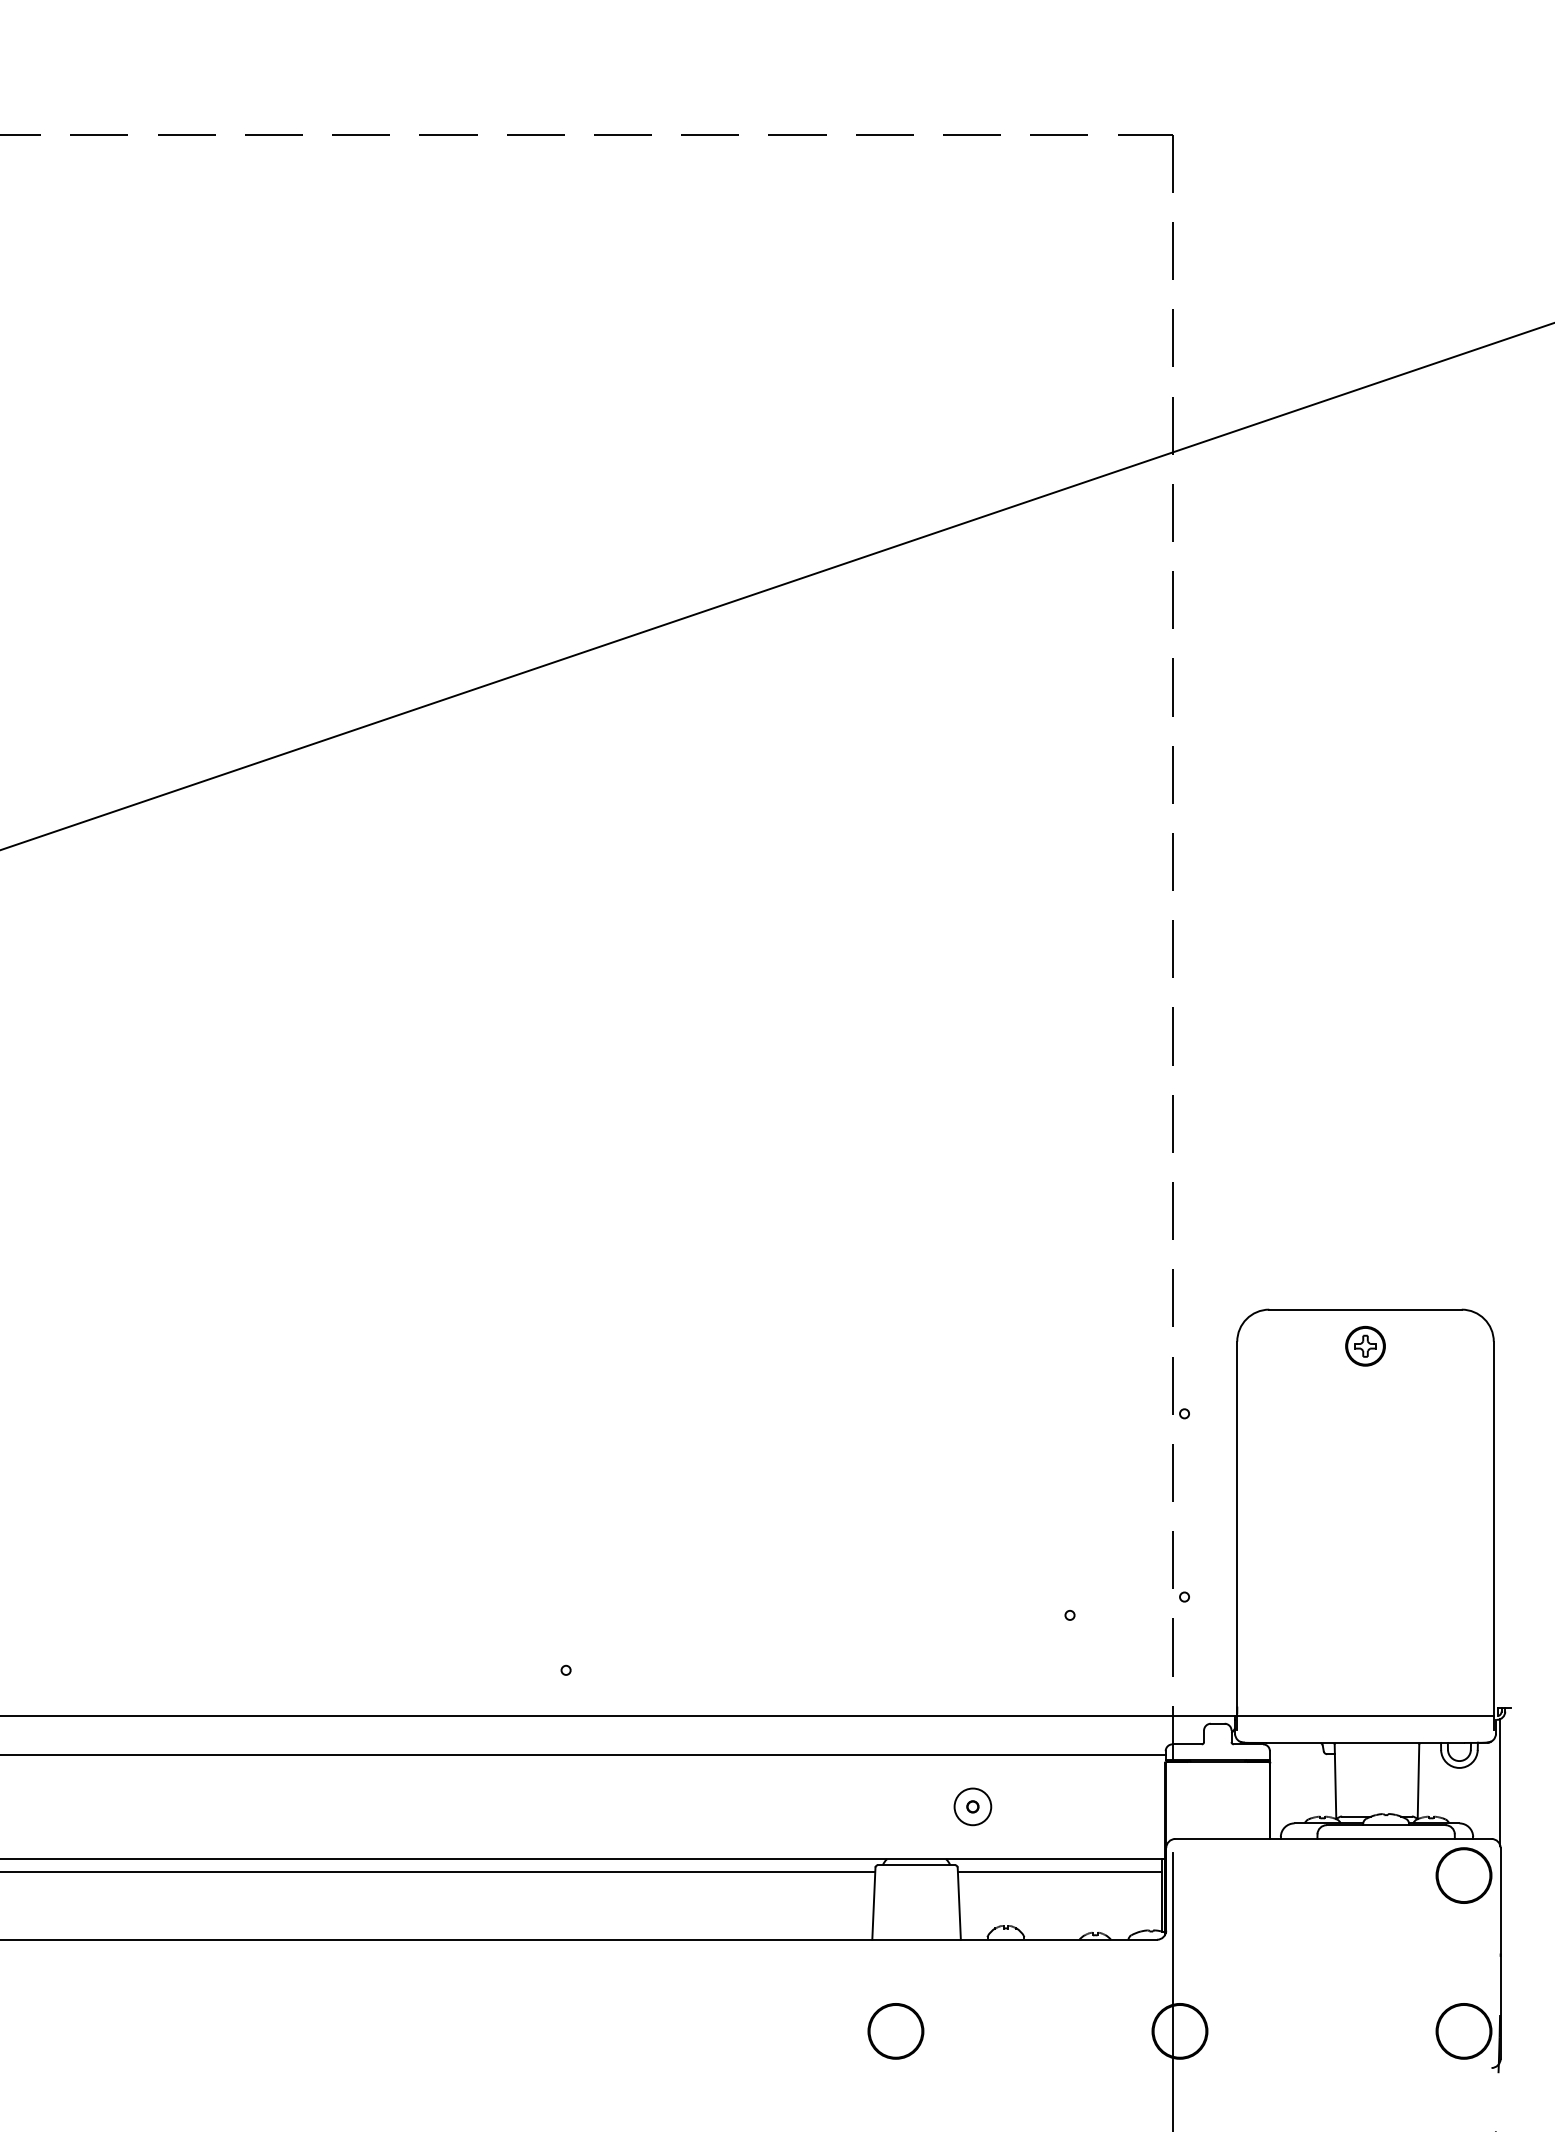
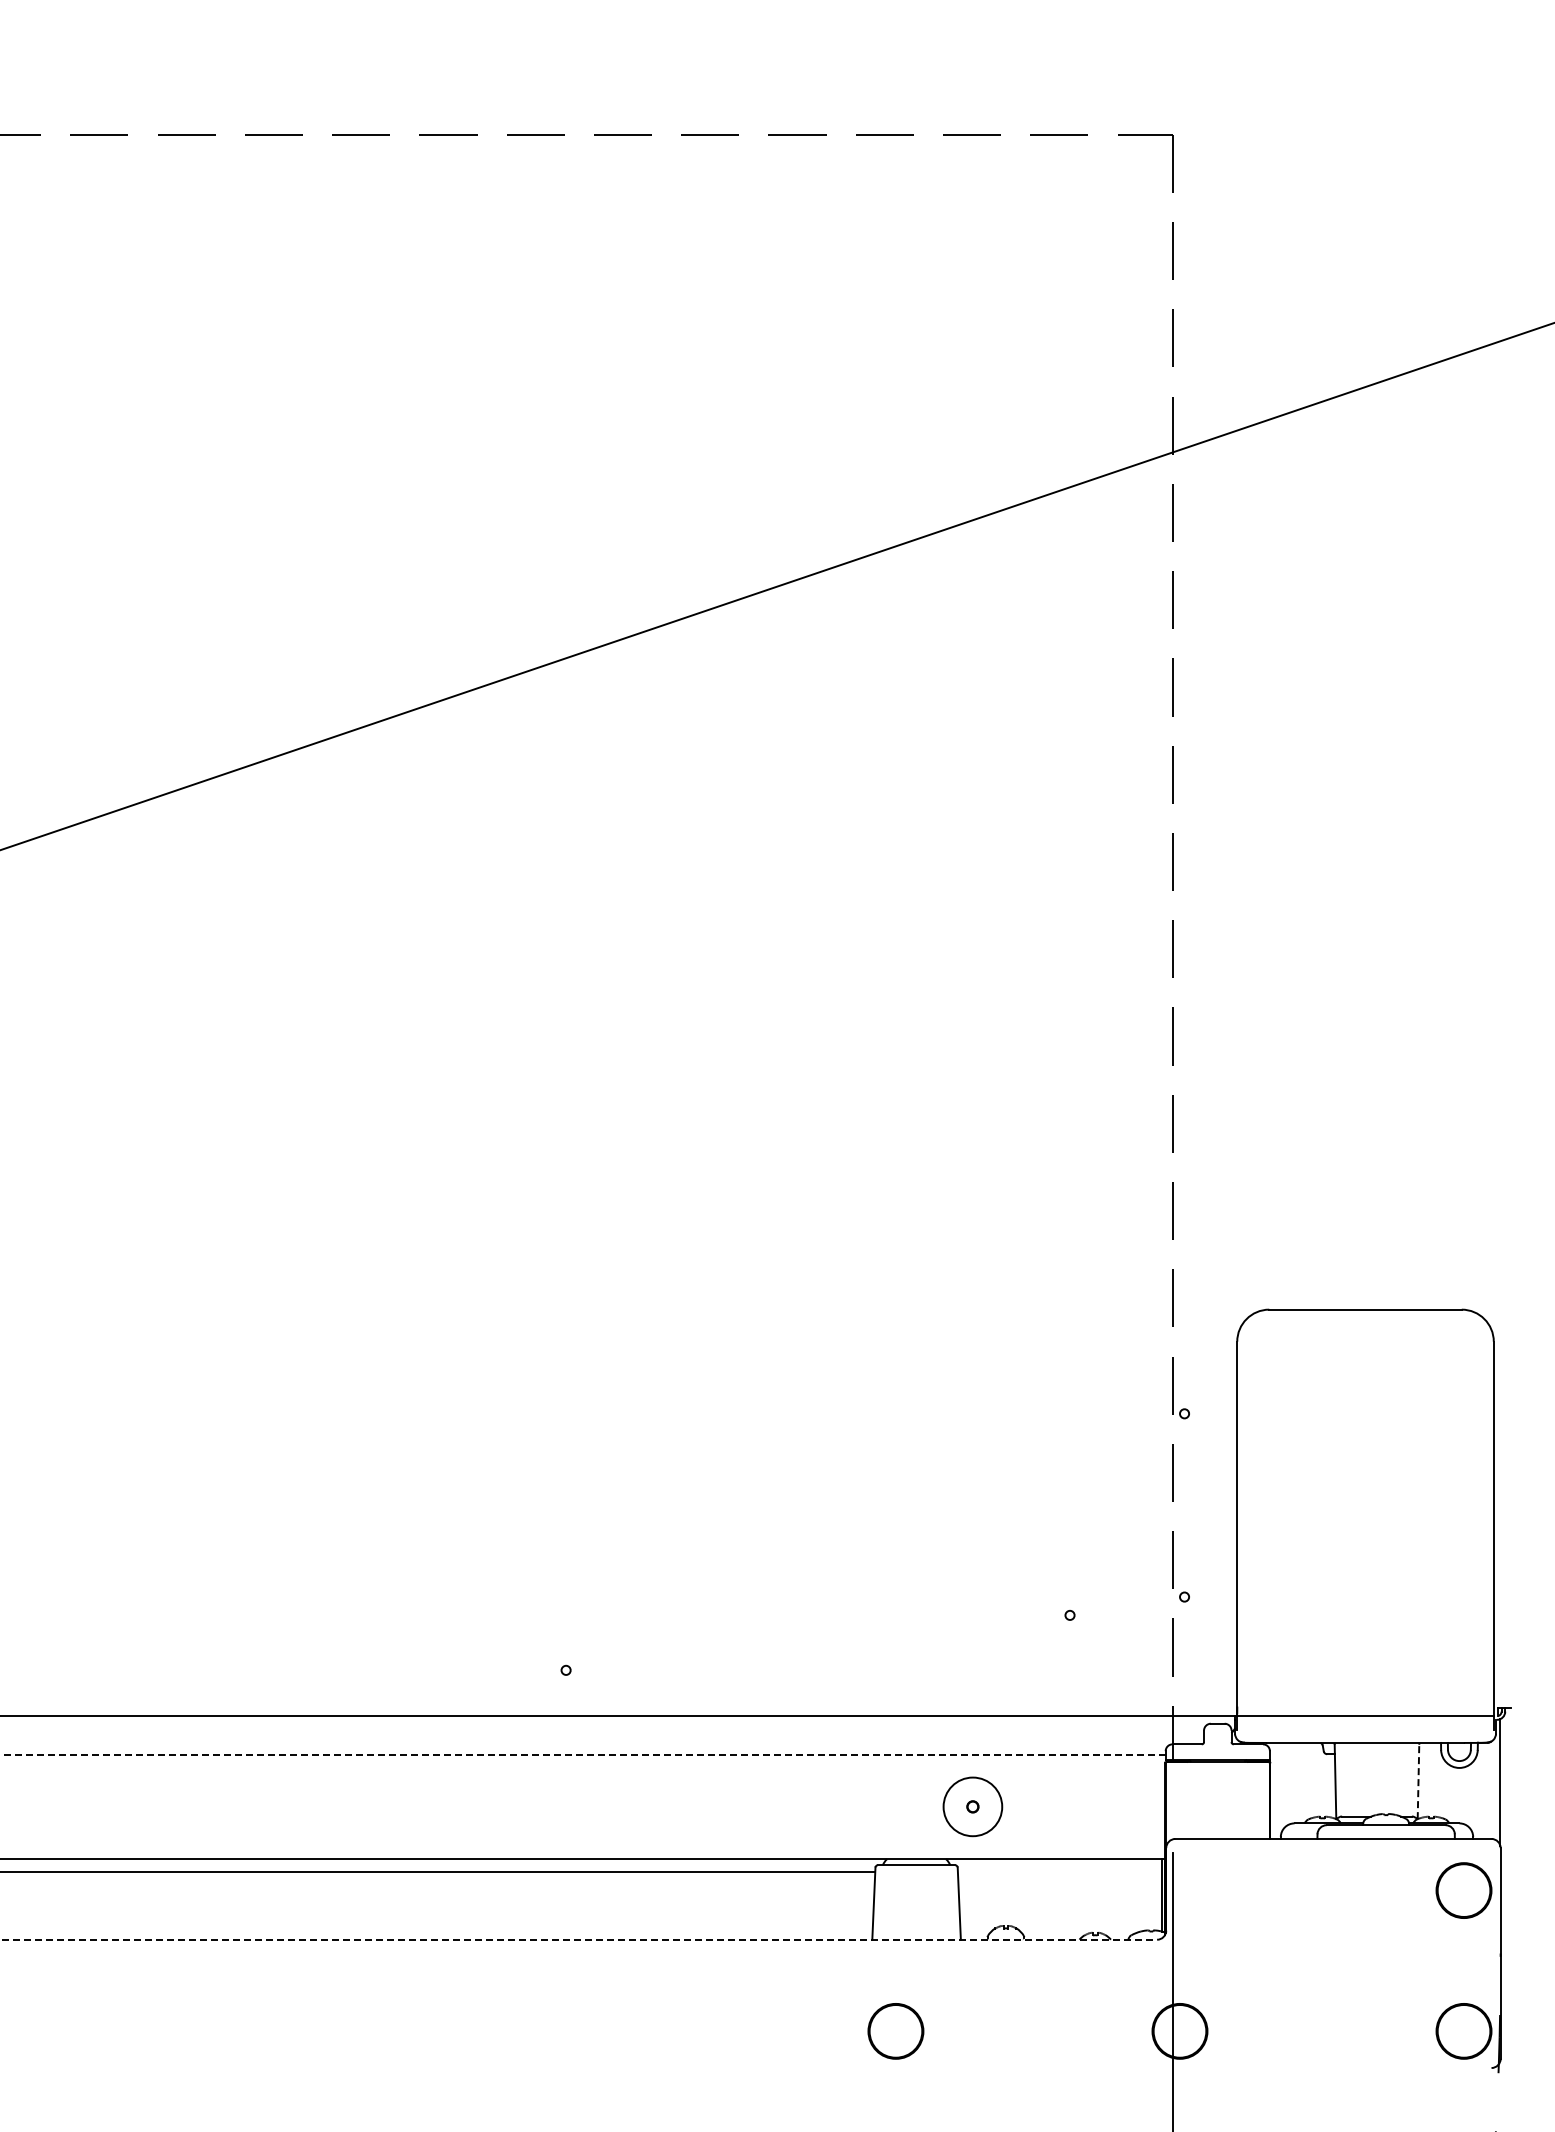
part: present -> none (1365, 1346)
line: solid -> dashed (582, 1754)
line: solid -> dashed (1418, 1781)
circle diameter: 37 px -> 59 px (972, 1806)
line: present -> none (1059, 1871)
part position: (1463, 1875) -> (1463, 1890) (1463, 1890)
line: solid -> dashed (579, 1939)
